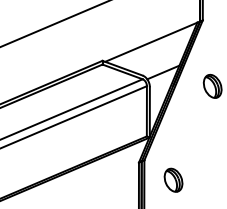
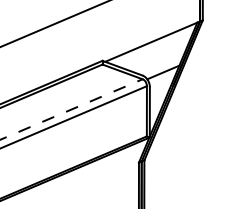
part: present -> none (212, 85)
line: solid -> dashed (72, 109)
part: present -> none (173, 179)
